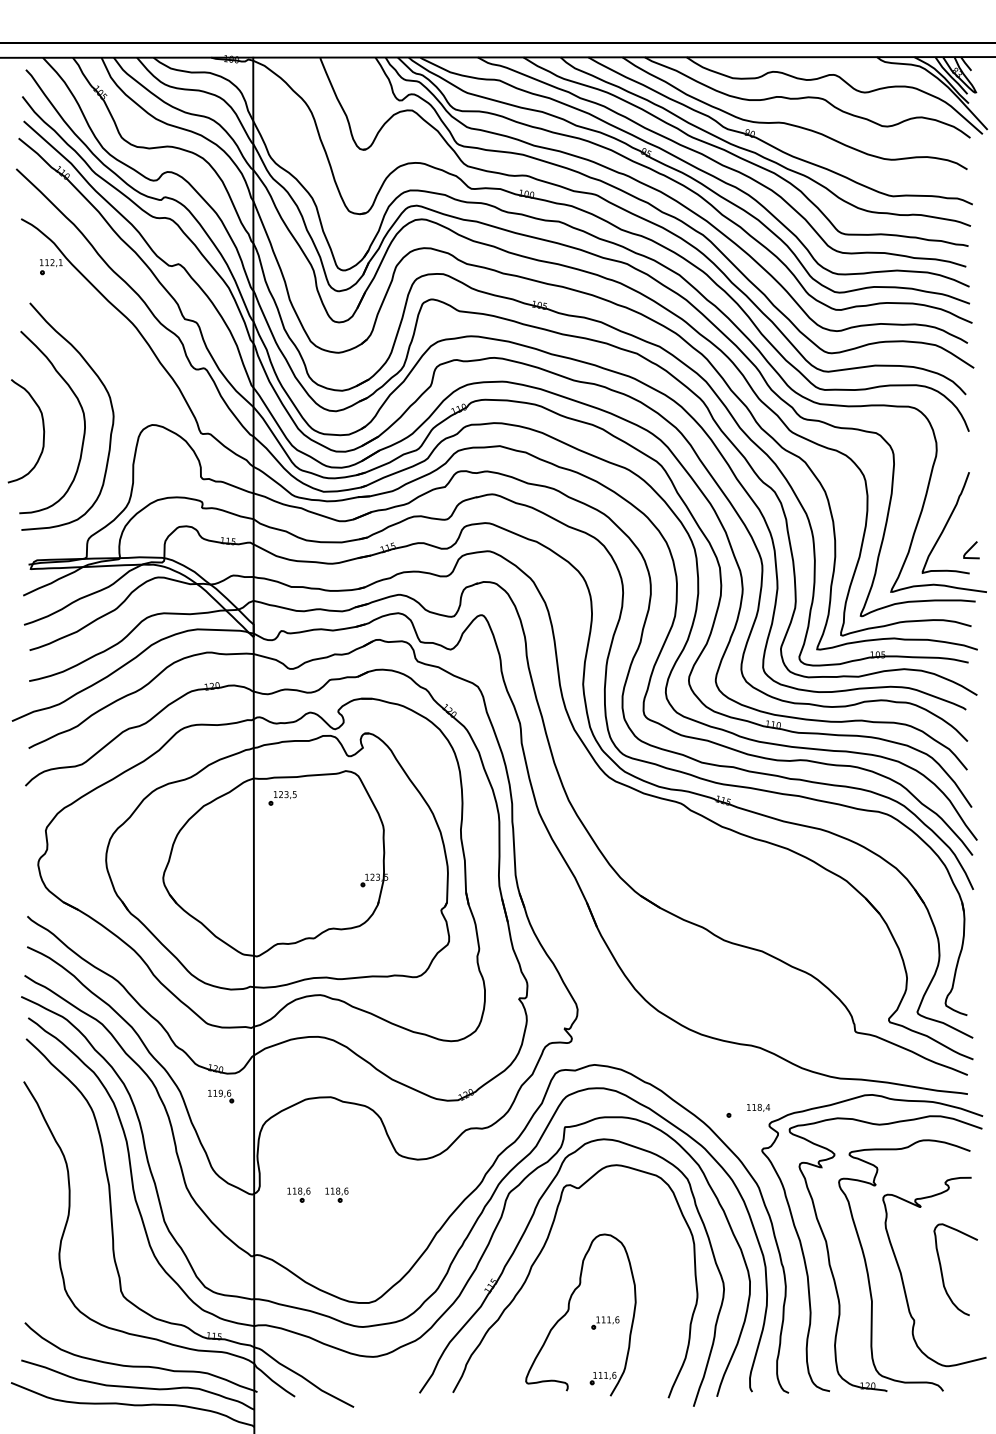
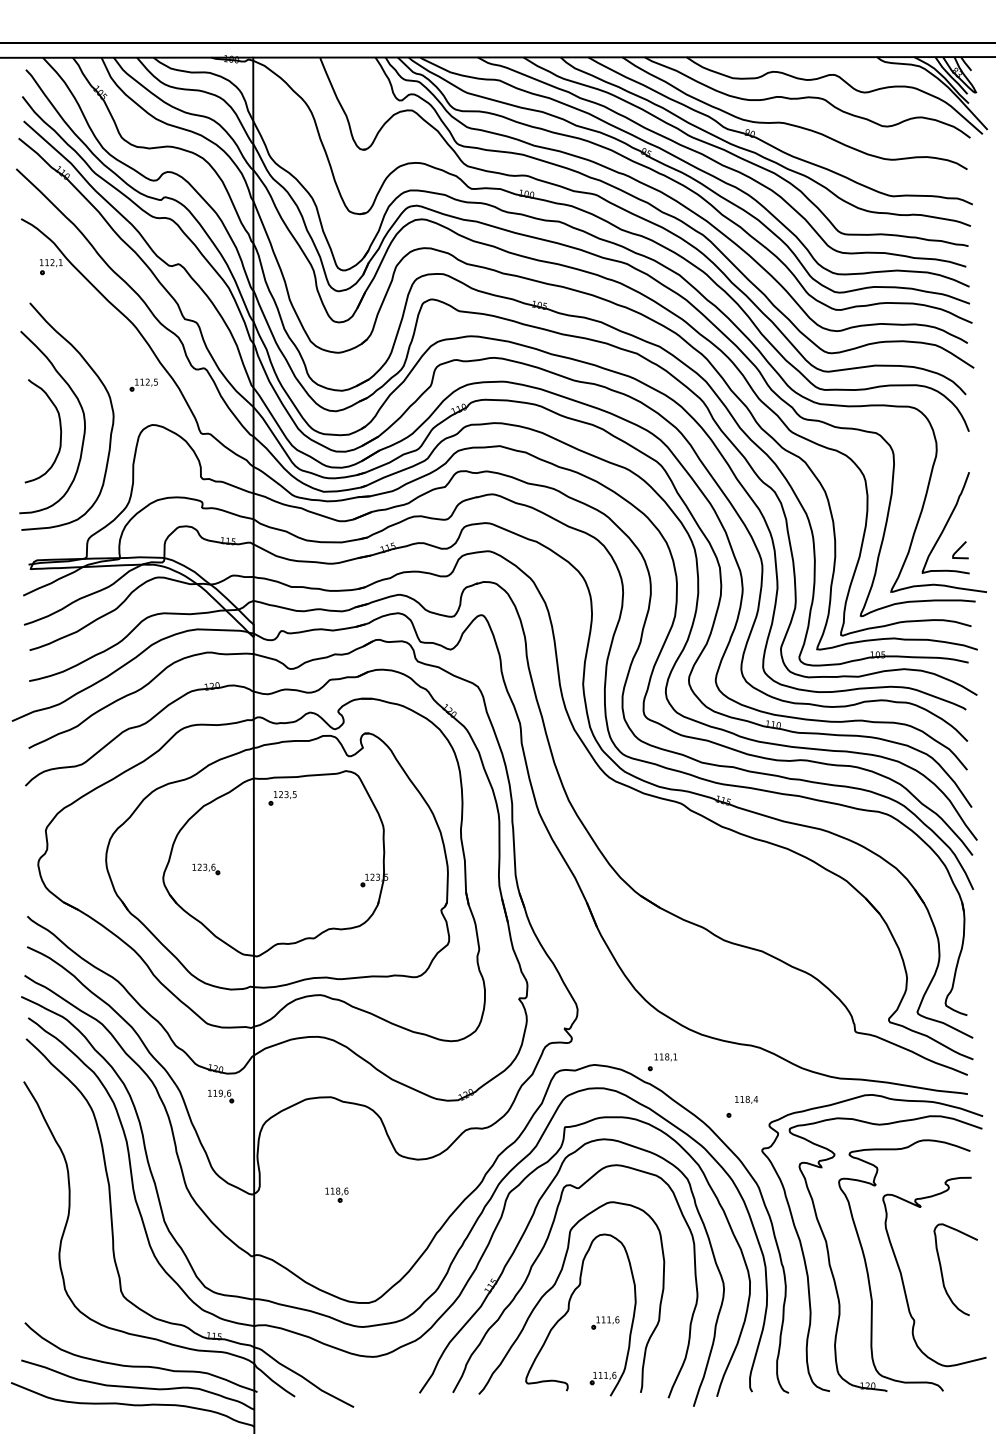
part: none -> present (143, 384)
curve position: (42, 427) -> (59, 427) (59, 427)
line position: (970, 550) -> (959, 550) (959, 550)
part: none -> present (206, 869)
part: none -> present (662, 1062)
text position: (758, 1107) -> (746, 1099) (746, 1099)
part: present -> none (298, 1194)
curve: none -> present (554, 1286)
